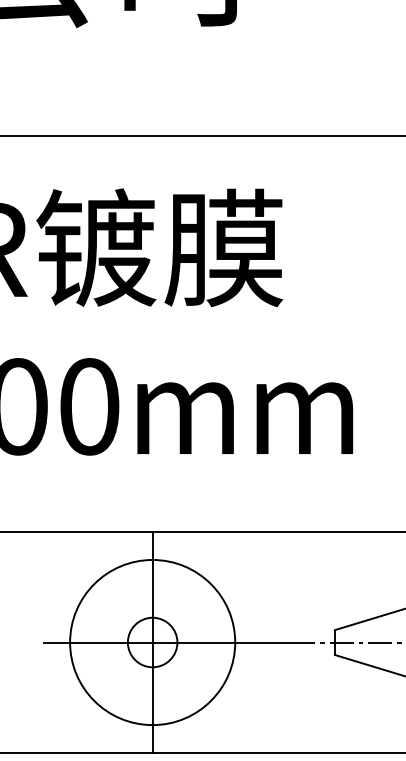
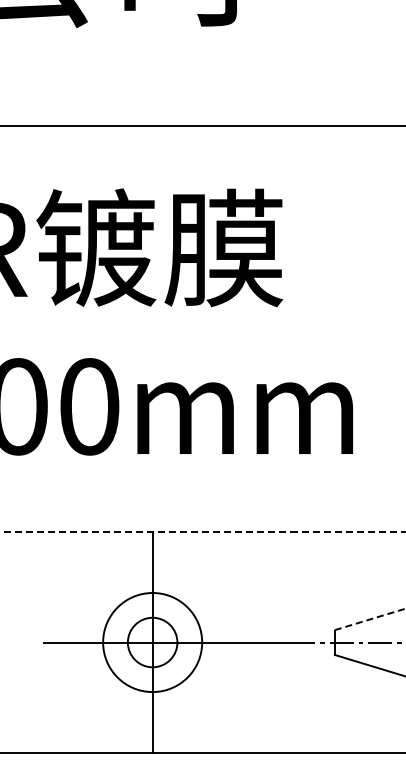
line position: (202, 136) -> (202, 126) (202, 126)
line: solid -> dashed (203, 532)
line: solid -> dashed (370, 619)
circle diameter: 165 px -> 99 px (152, 642)
